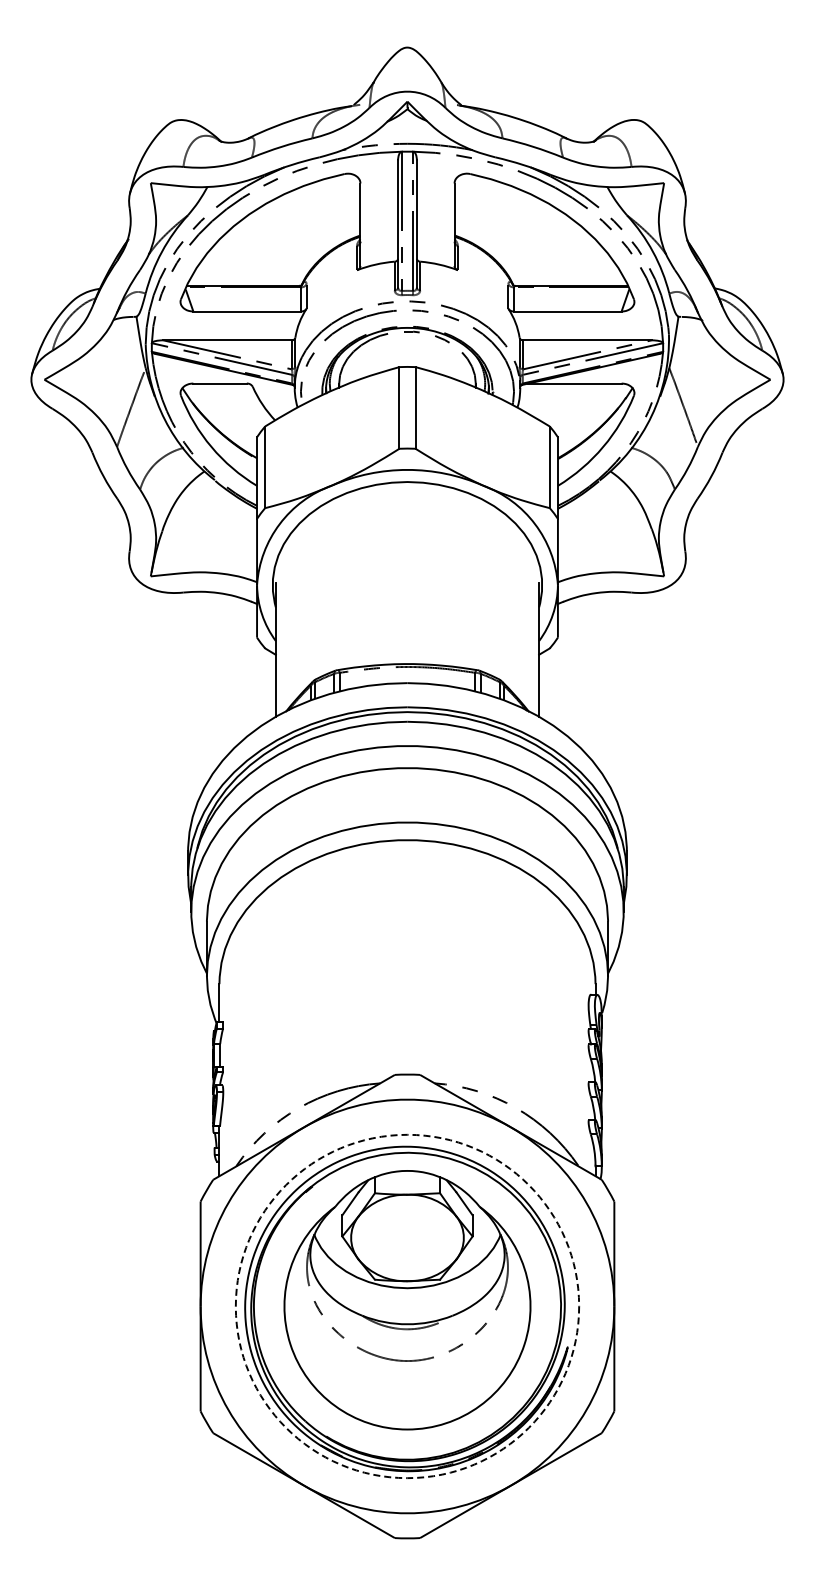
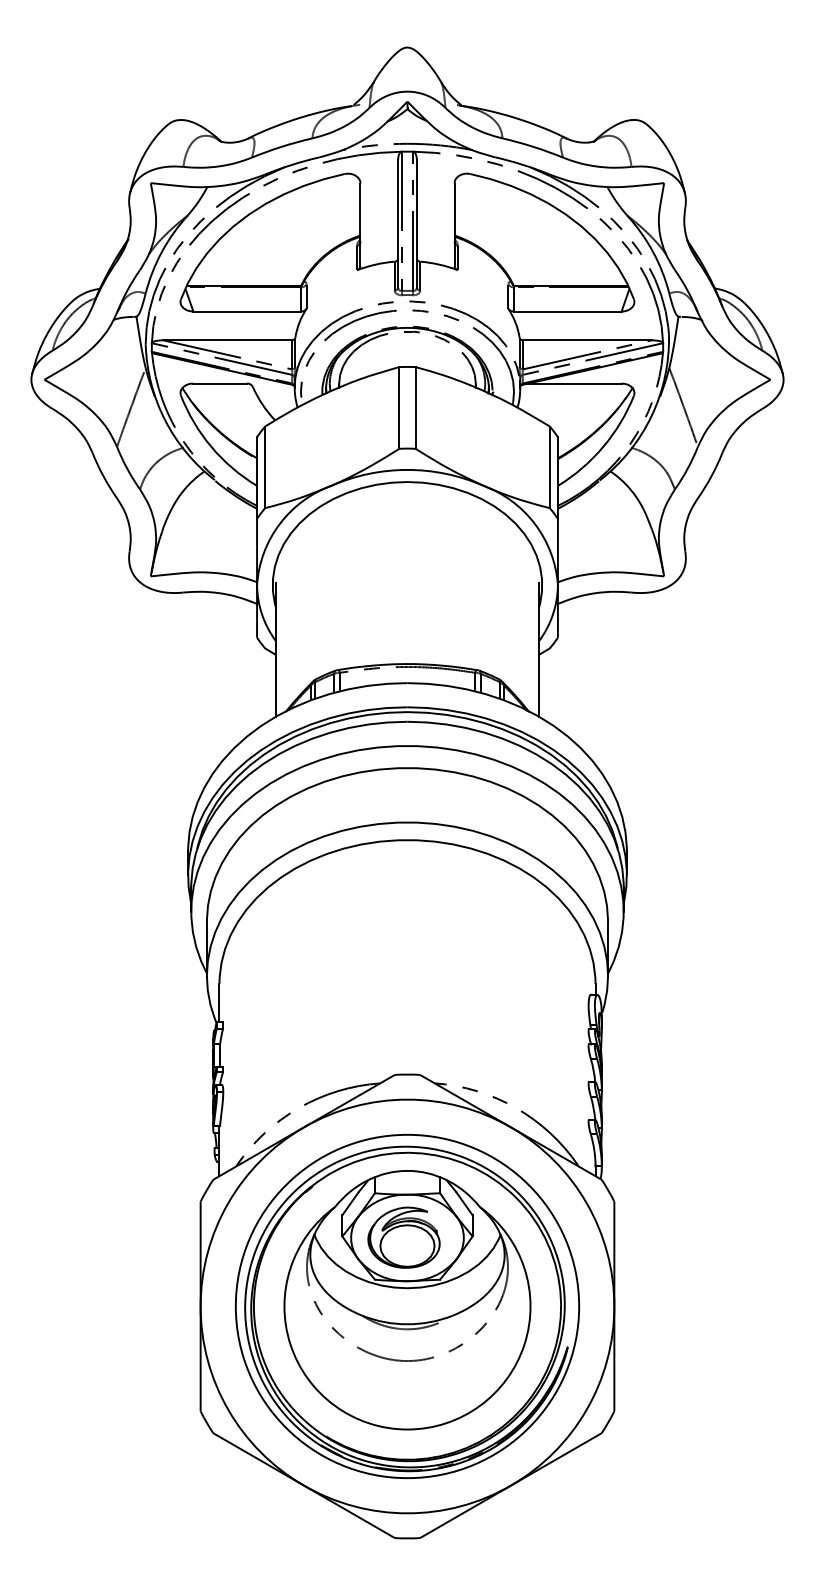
part: none -> present (403, 1237)
circle: dashed -> solid (407, 1306)
